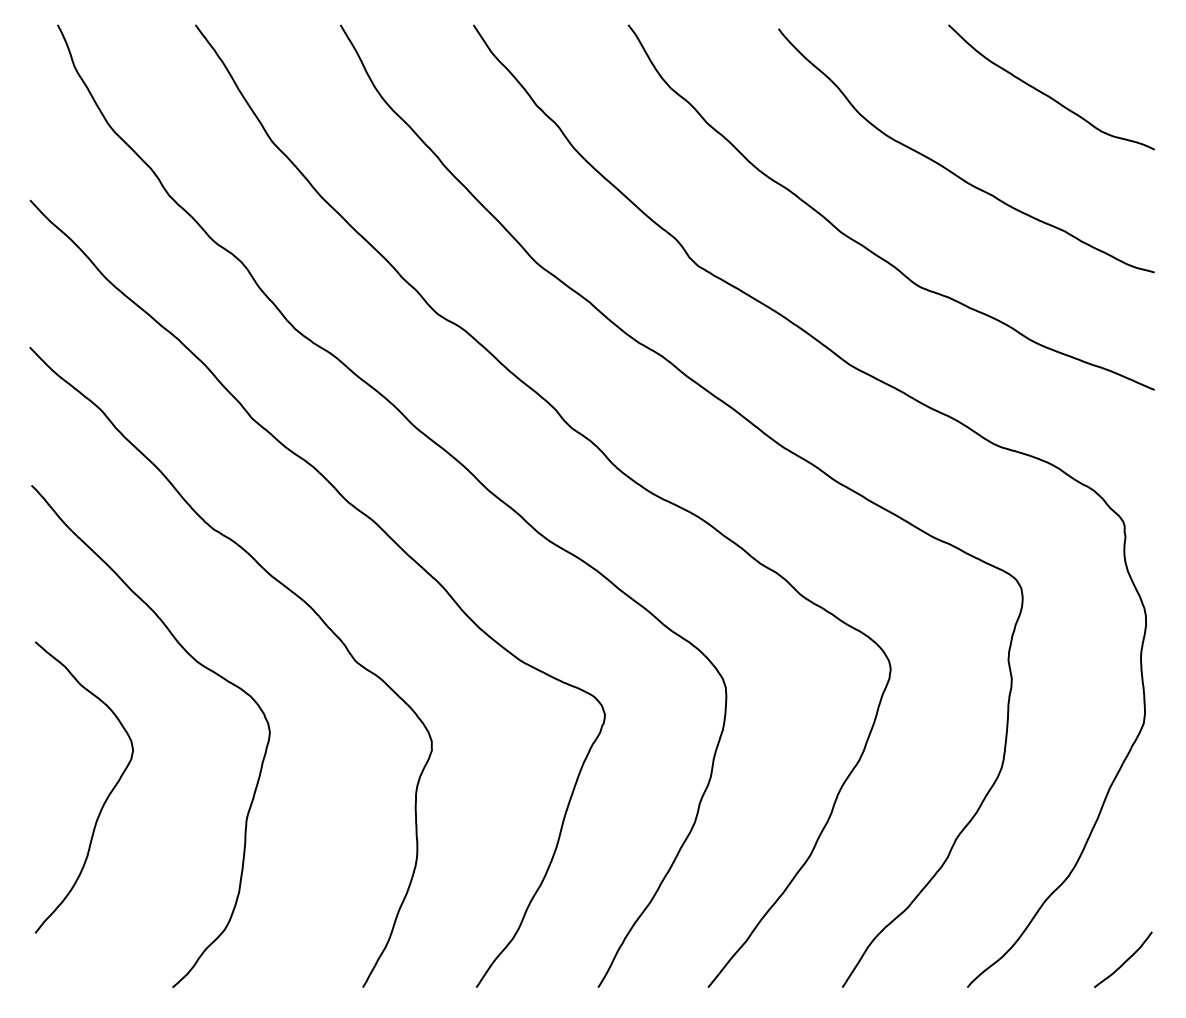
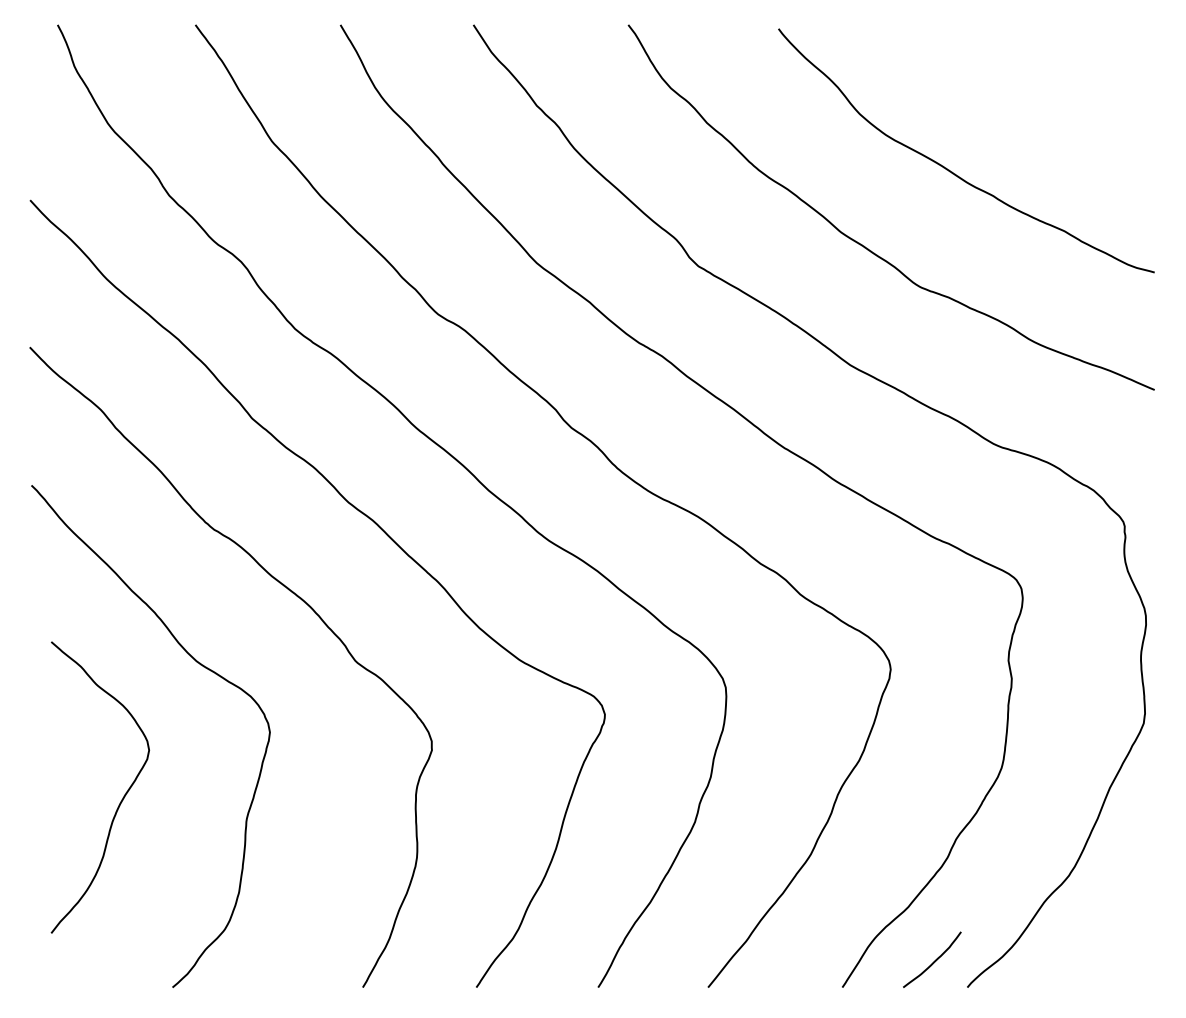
curve: present -> none (1047, 94)
curve position: (105, 799) -> (121, 799) (121, 799)
curve position: (1125, 960) -> (934, 960) (934, 960)
